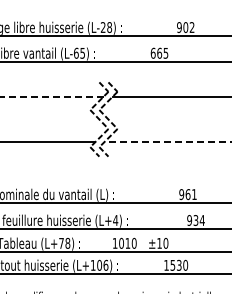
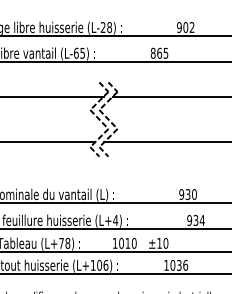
text: 665 -> 865 (152, 52)
line: dashed -> solid (51, 96)
line: dashed -> solid (168, 142)
text: 961 -> 930 (190, 194)
text: 1530 -> 1036 (179, 264)
